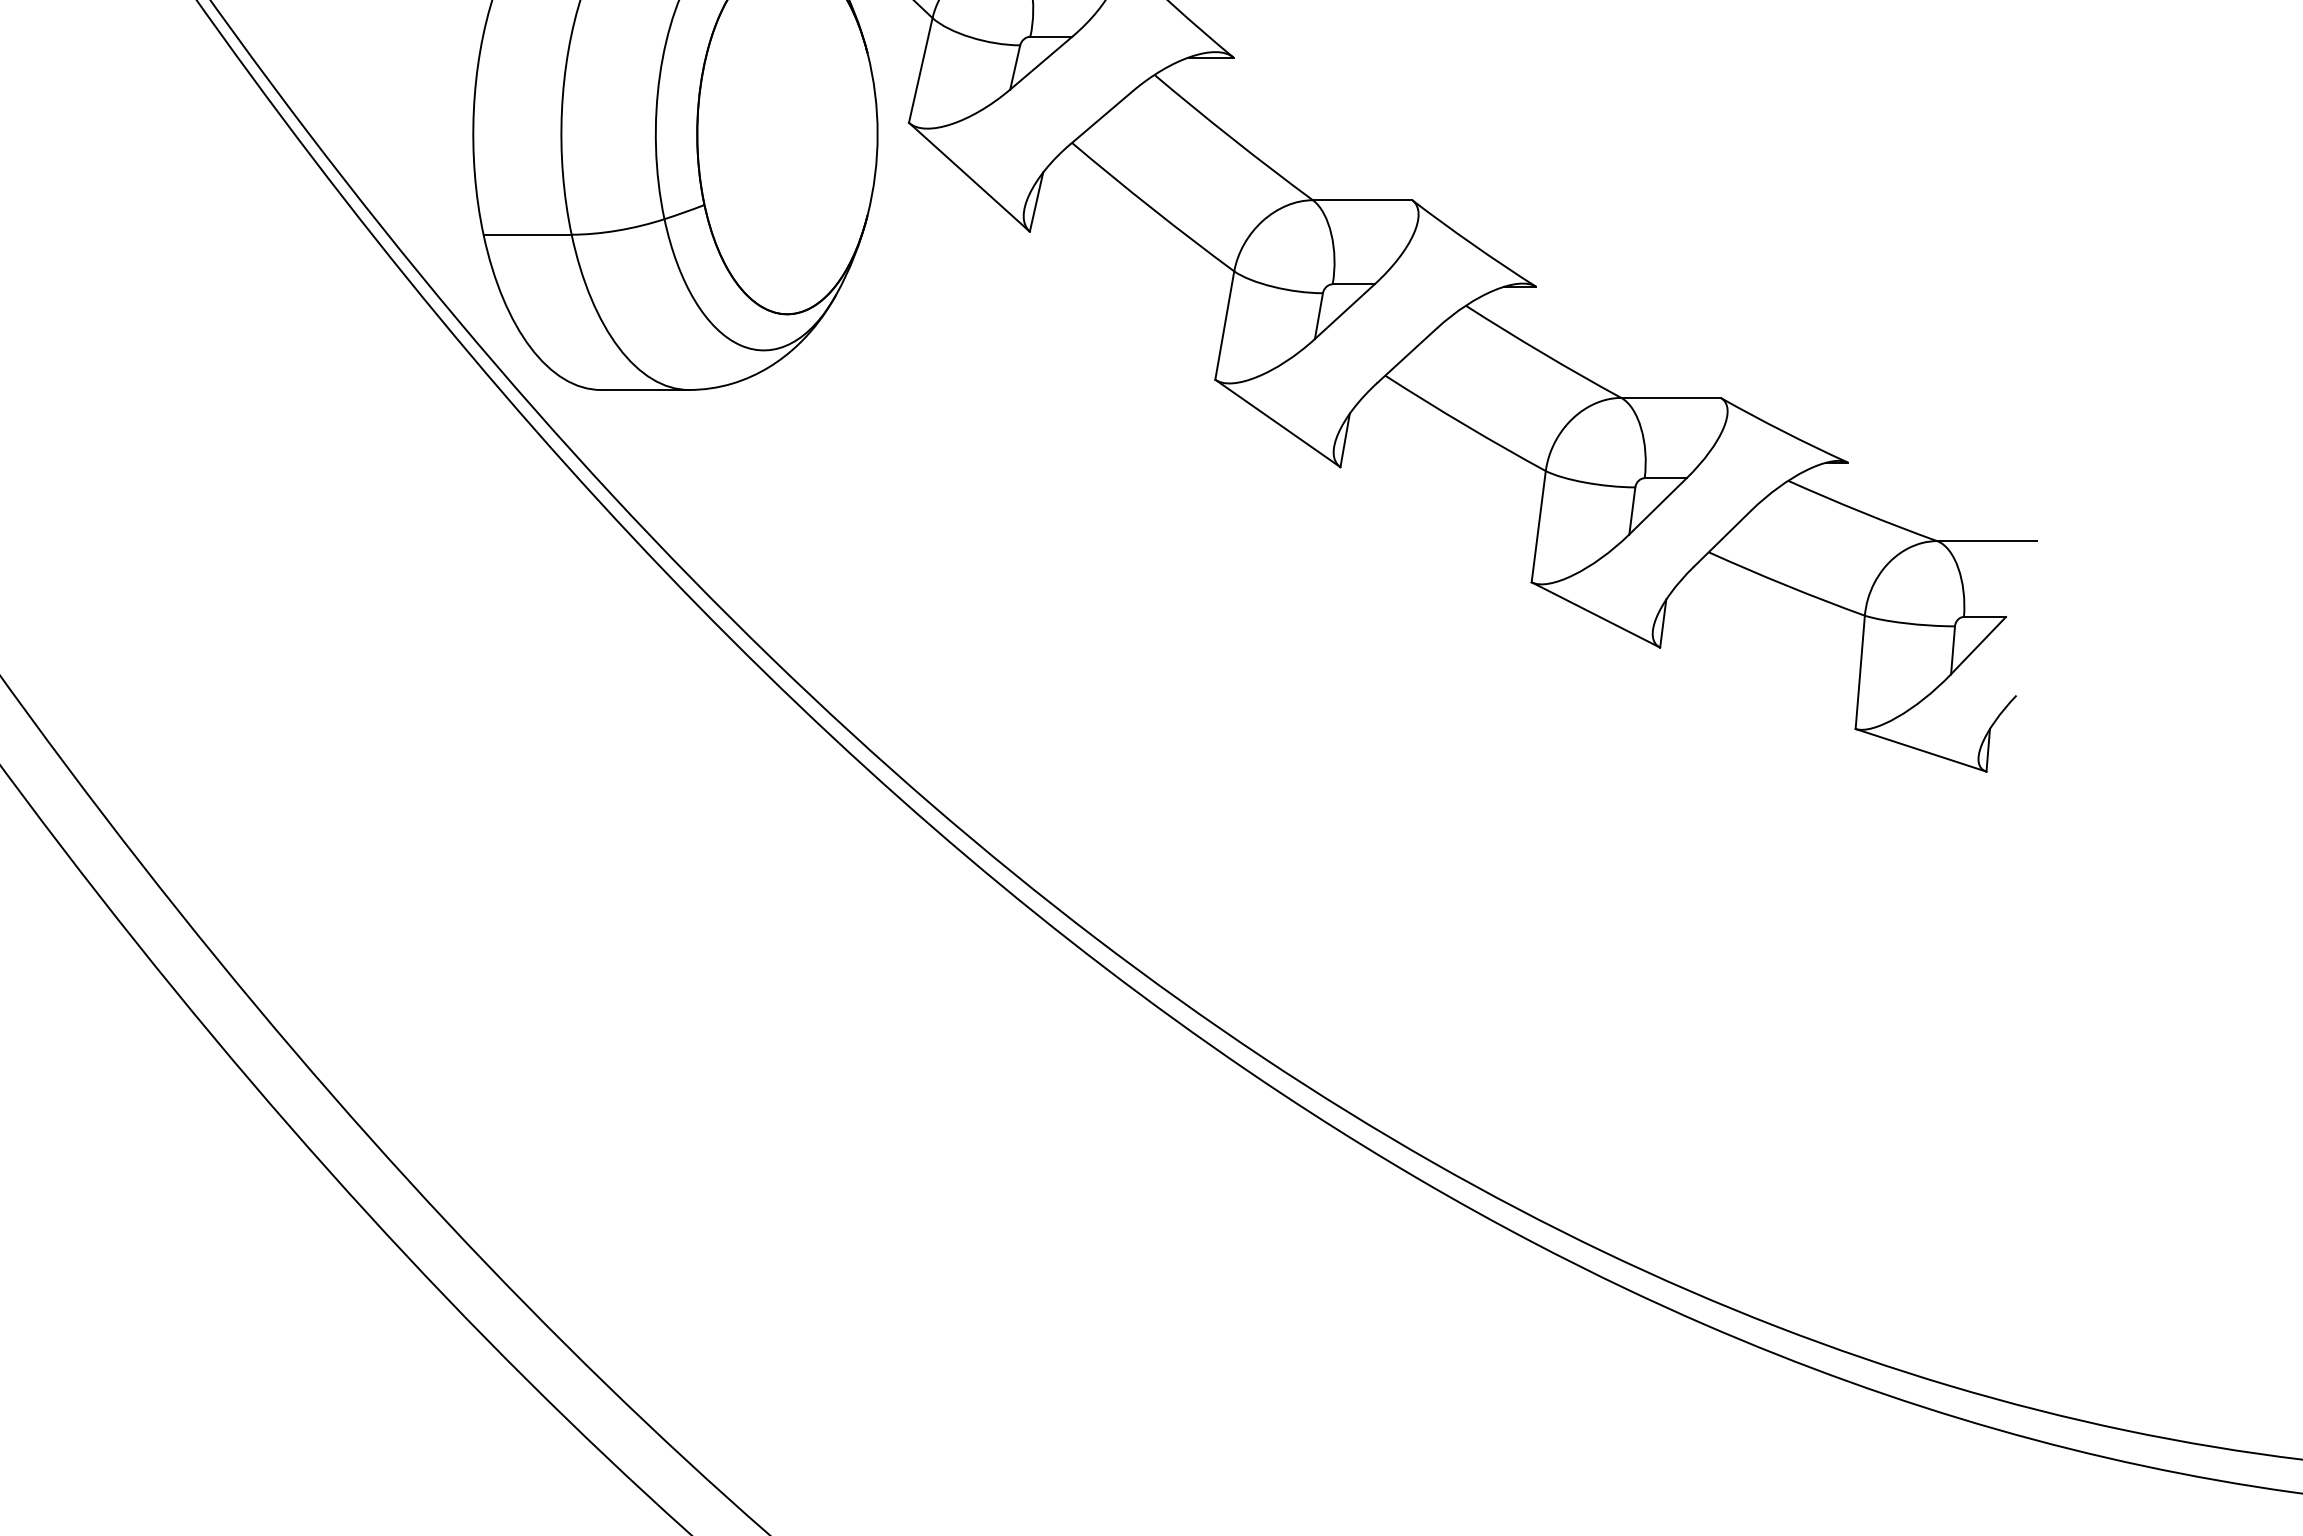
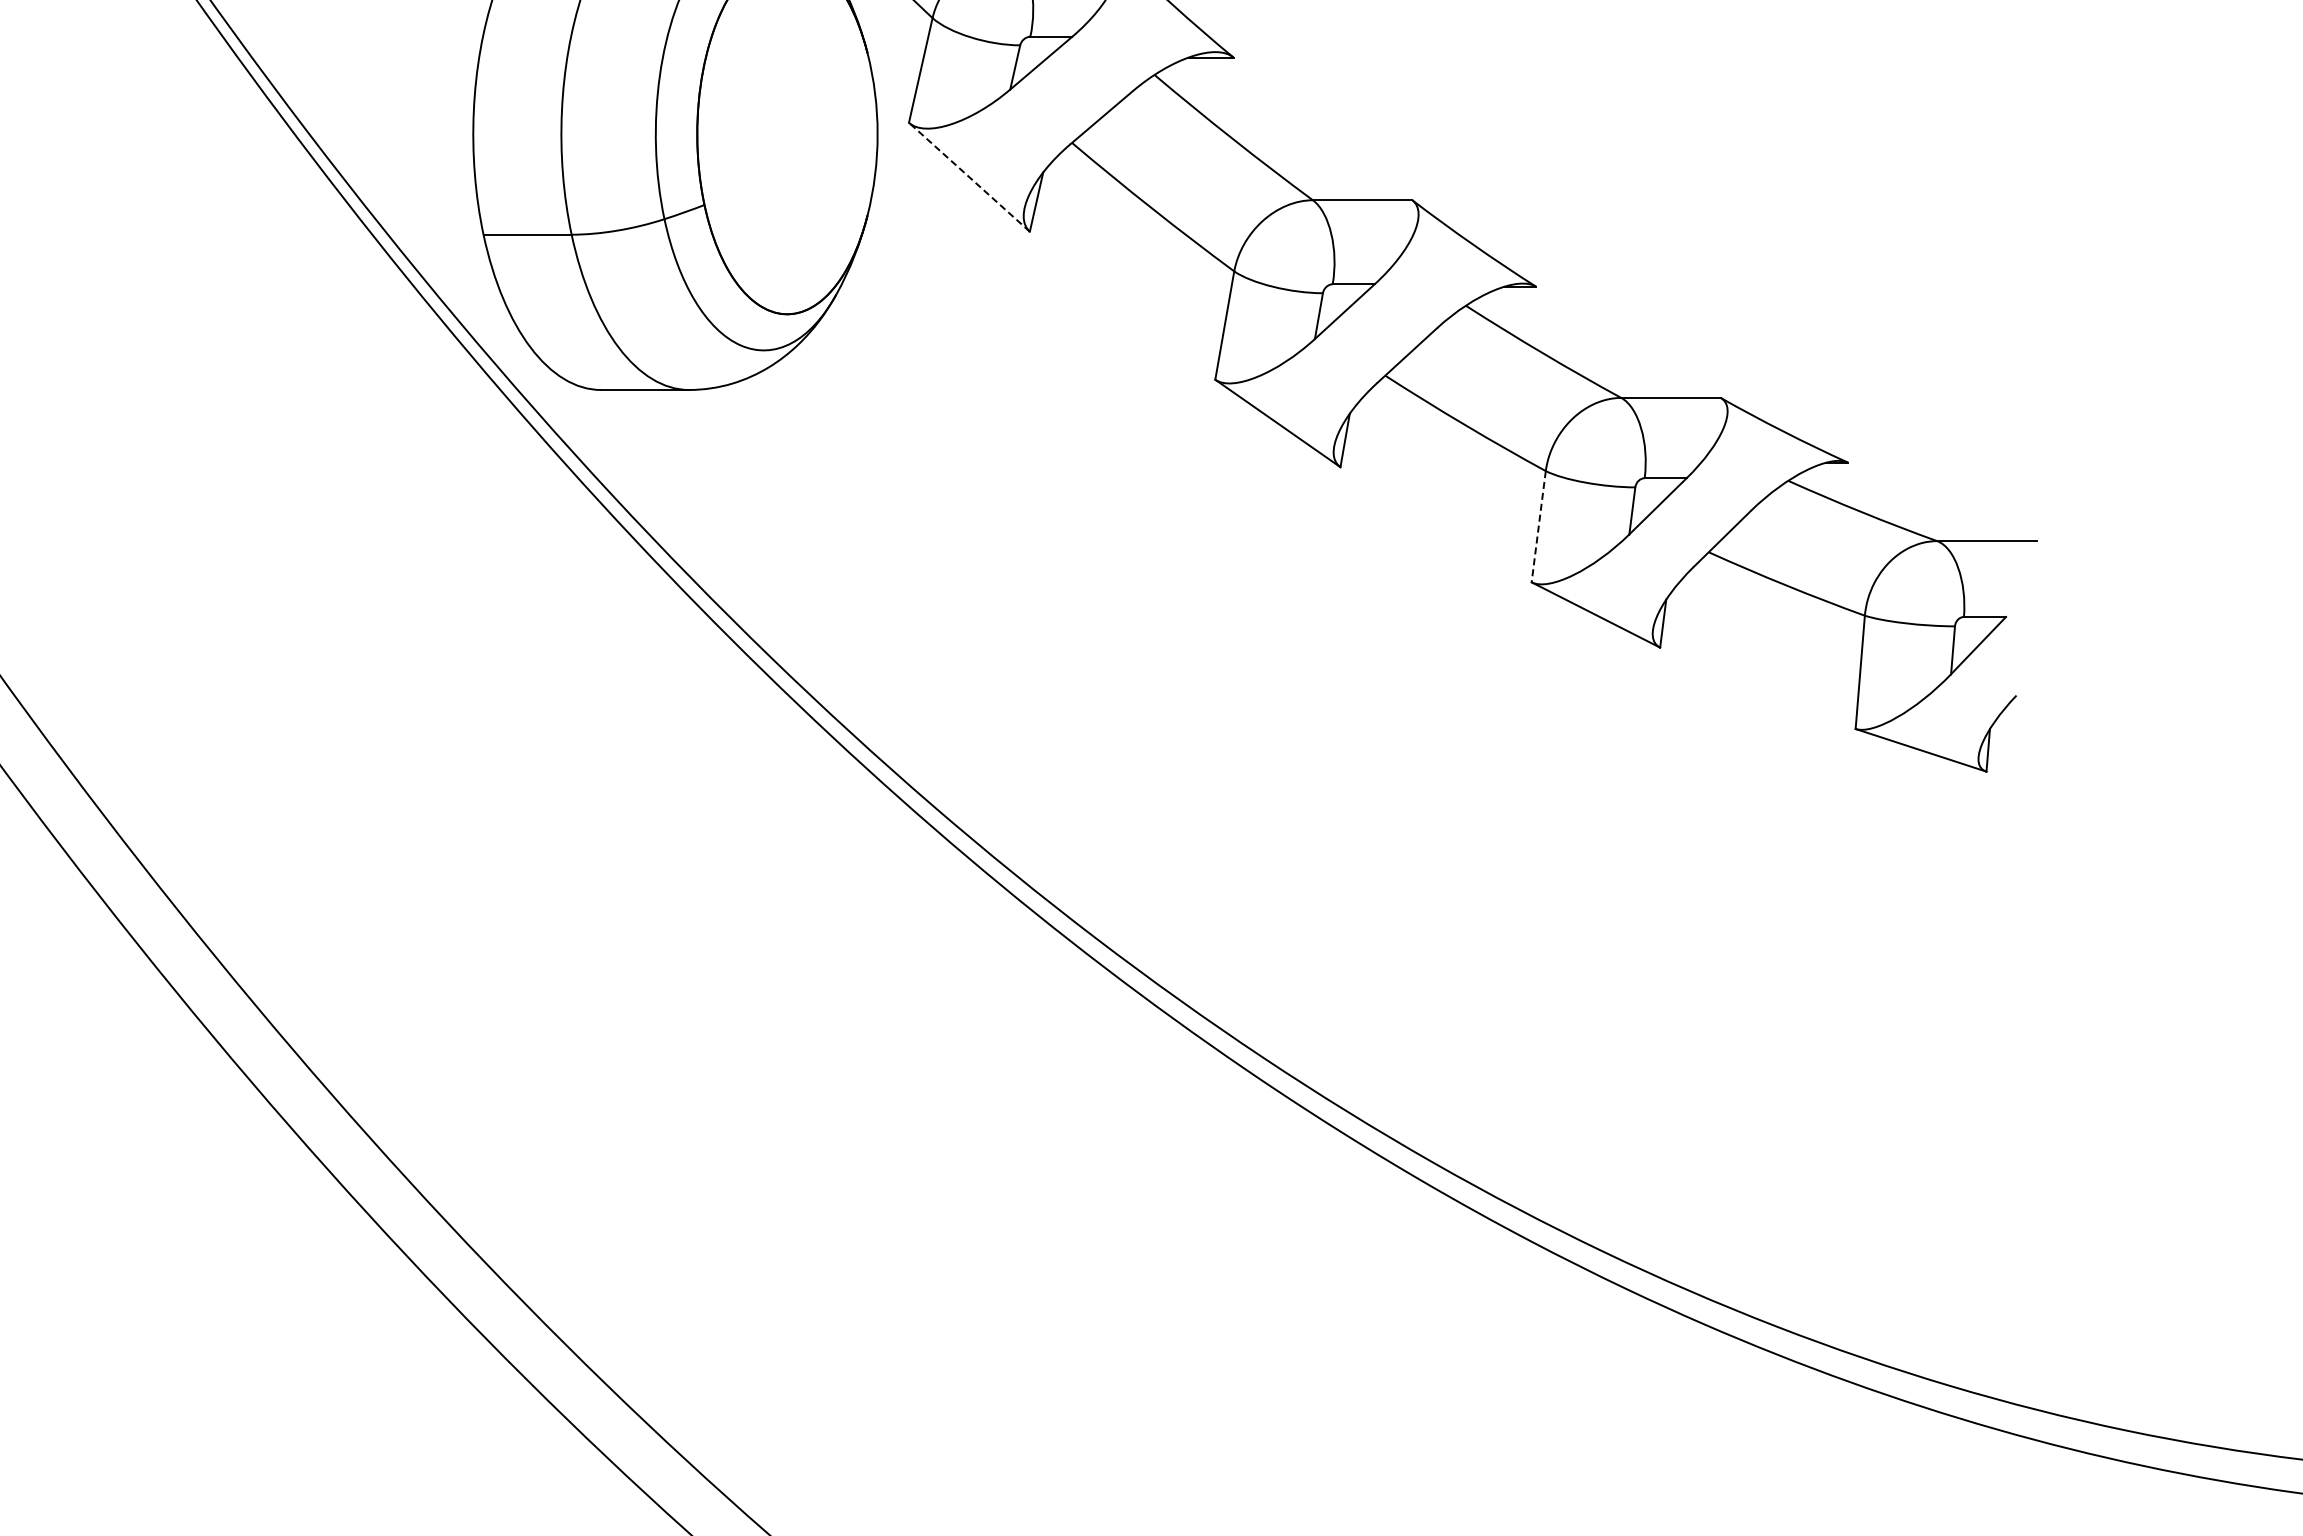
line: solid -> dashed (969, 176)
line: solid -> dashed (1538, 527)
